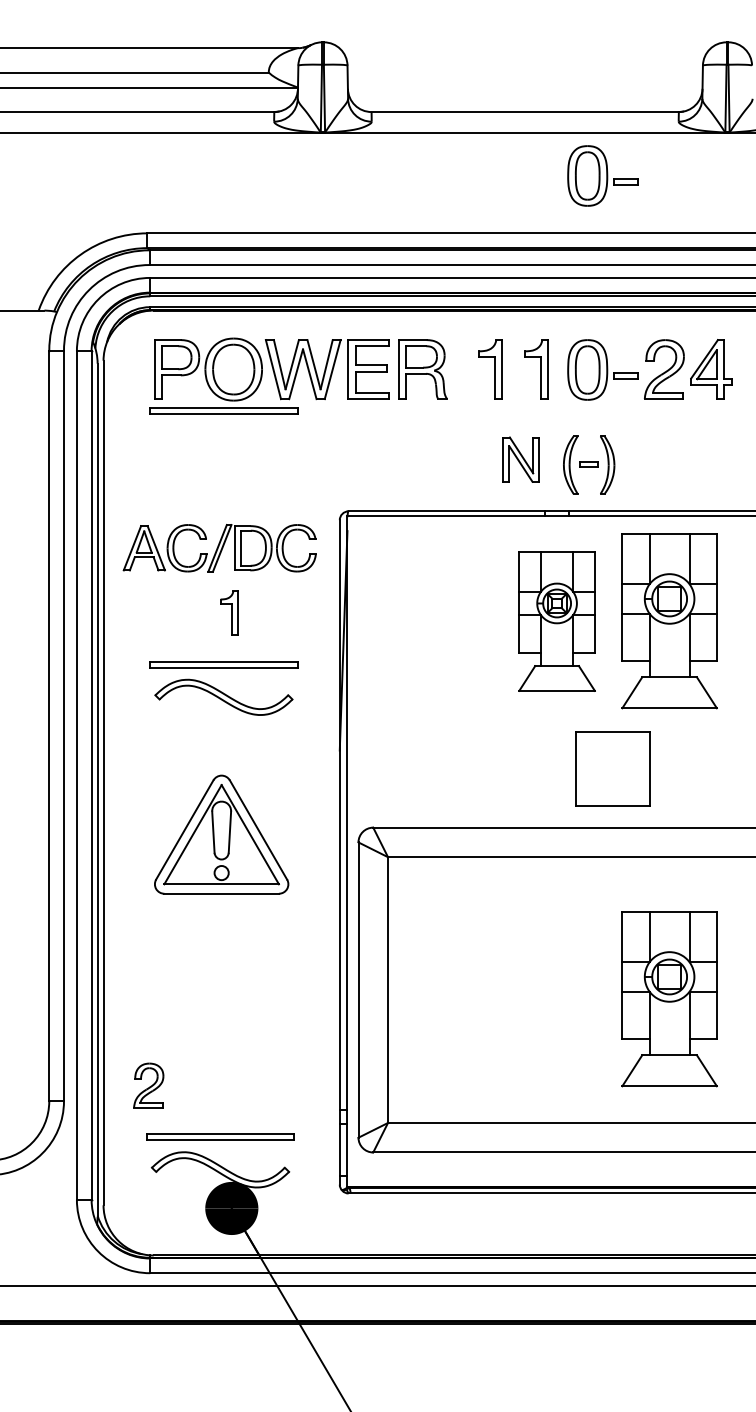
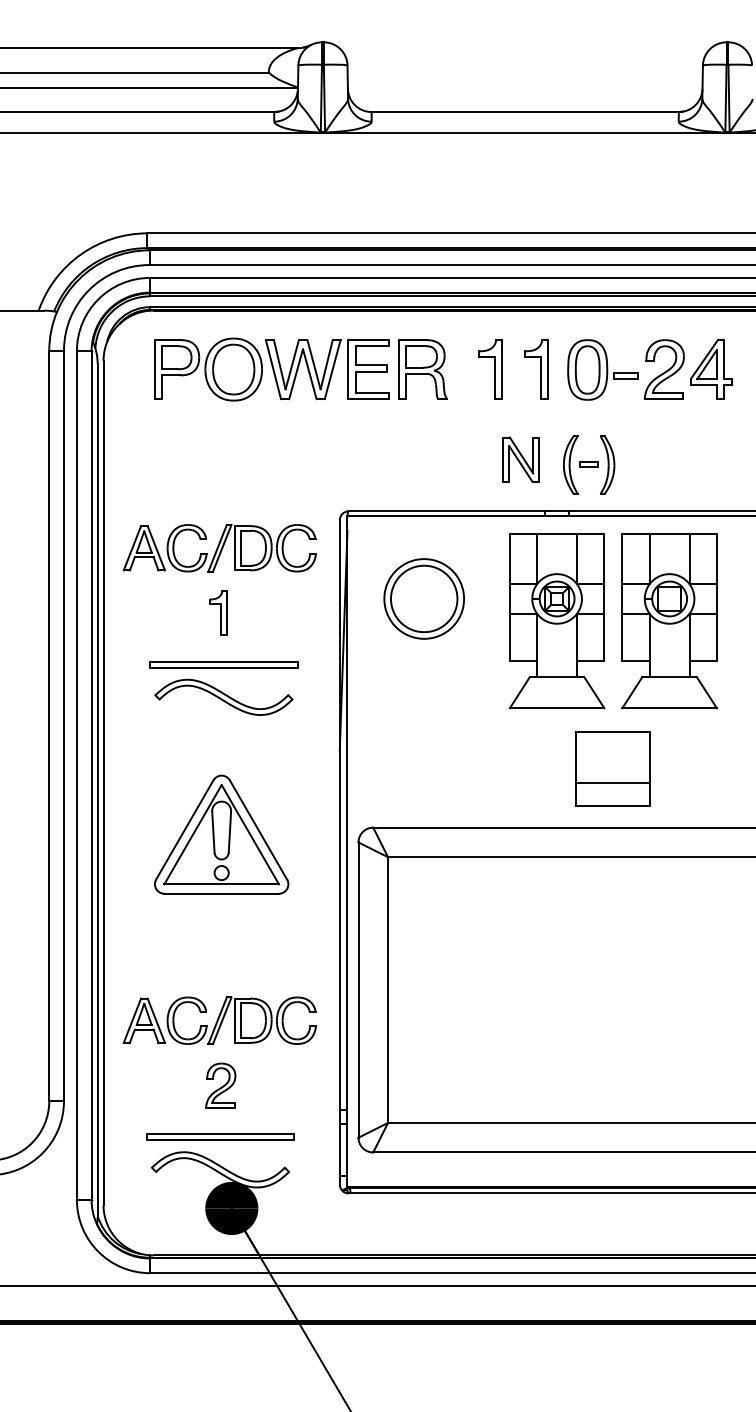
part: present -> none (602, 175)
part: present -> none (223, 410)
part: none -> present (423, 598)
part position: (229, 612) -> (218, 612) (218, 612)
part size: 78x141 px -> 98x177 px (556, 621)
line: none -> present (613, 783)
part: present -> none (669, 999)
part: none -> present (219, 1020)
part position: (148, 1085) -> (220, 1085) (220, 1085)
